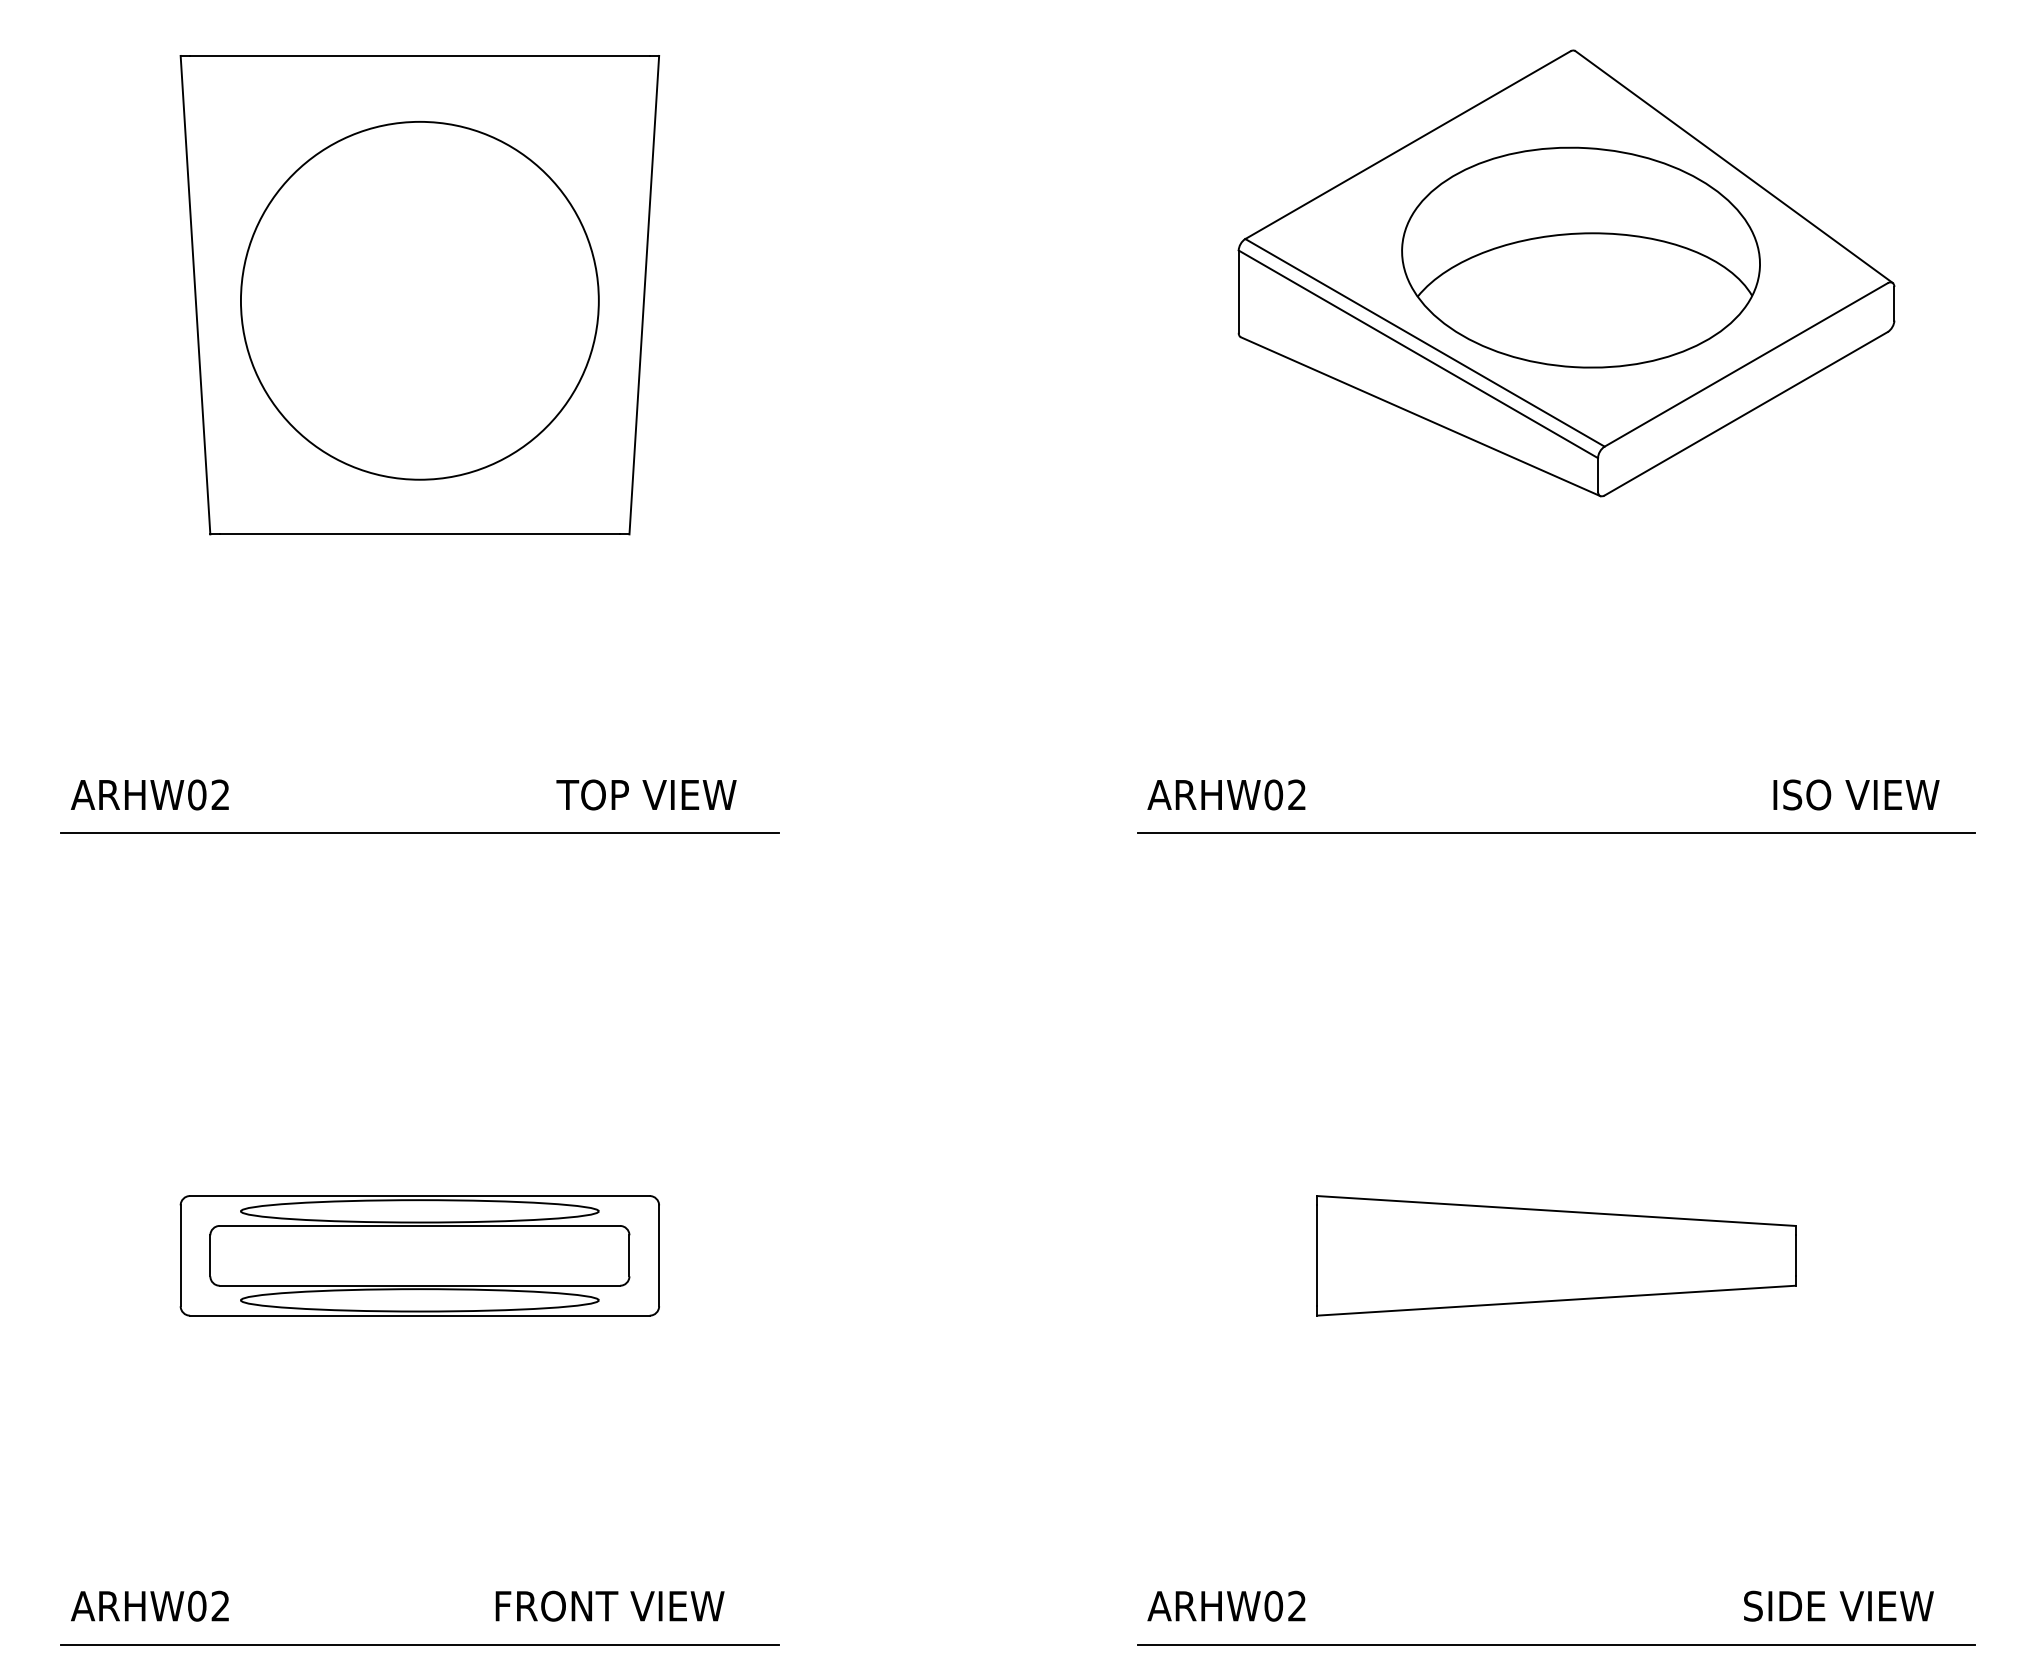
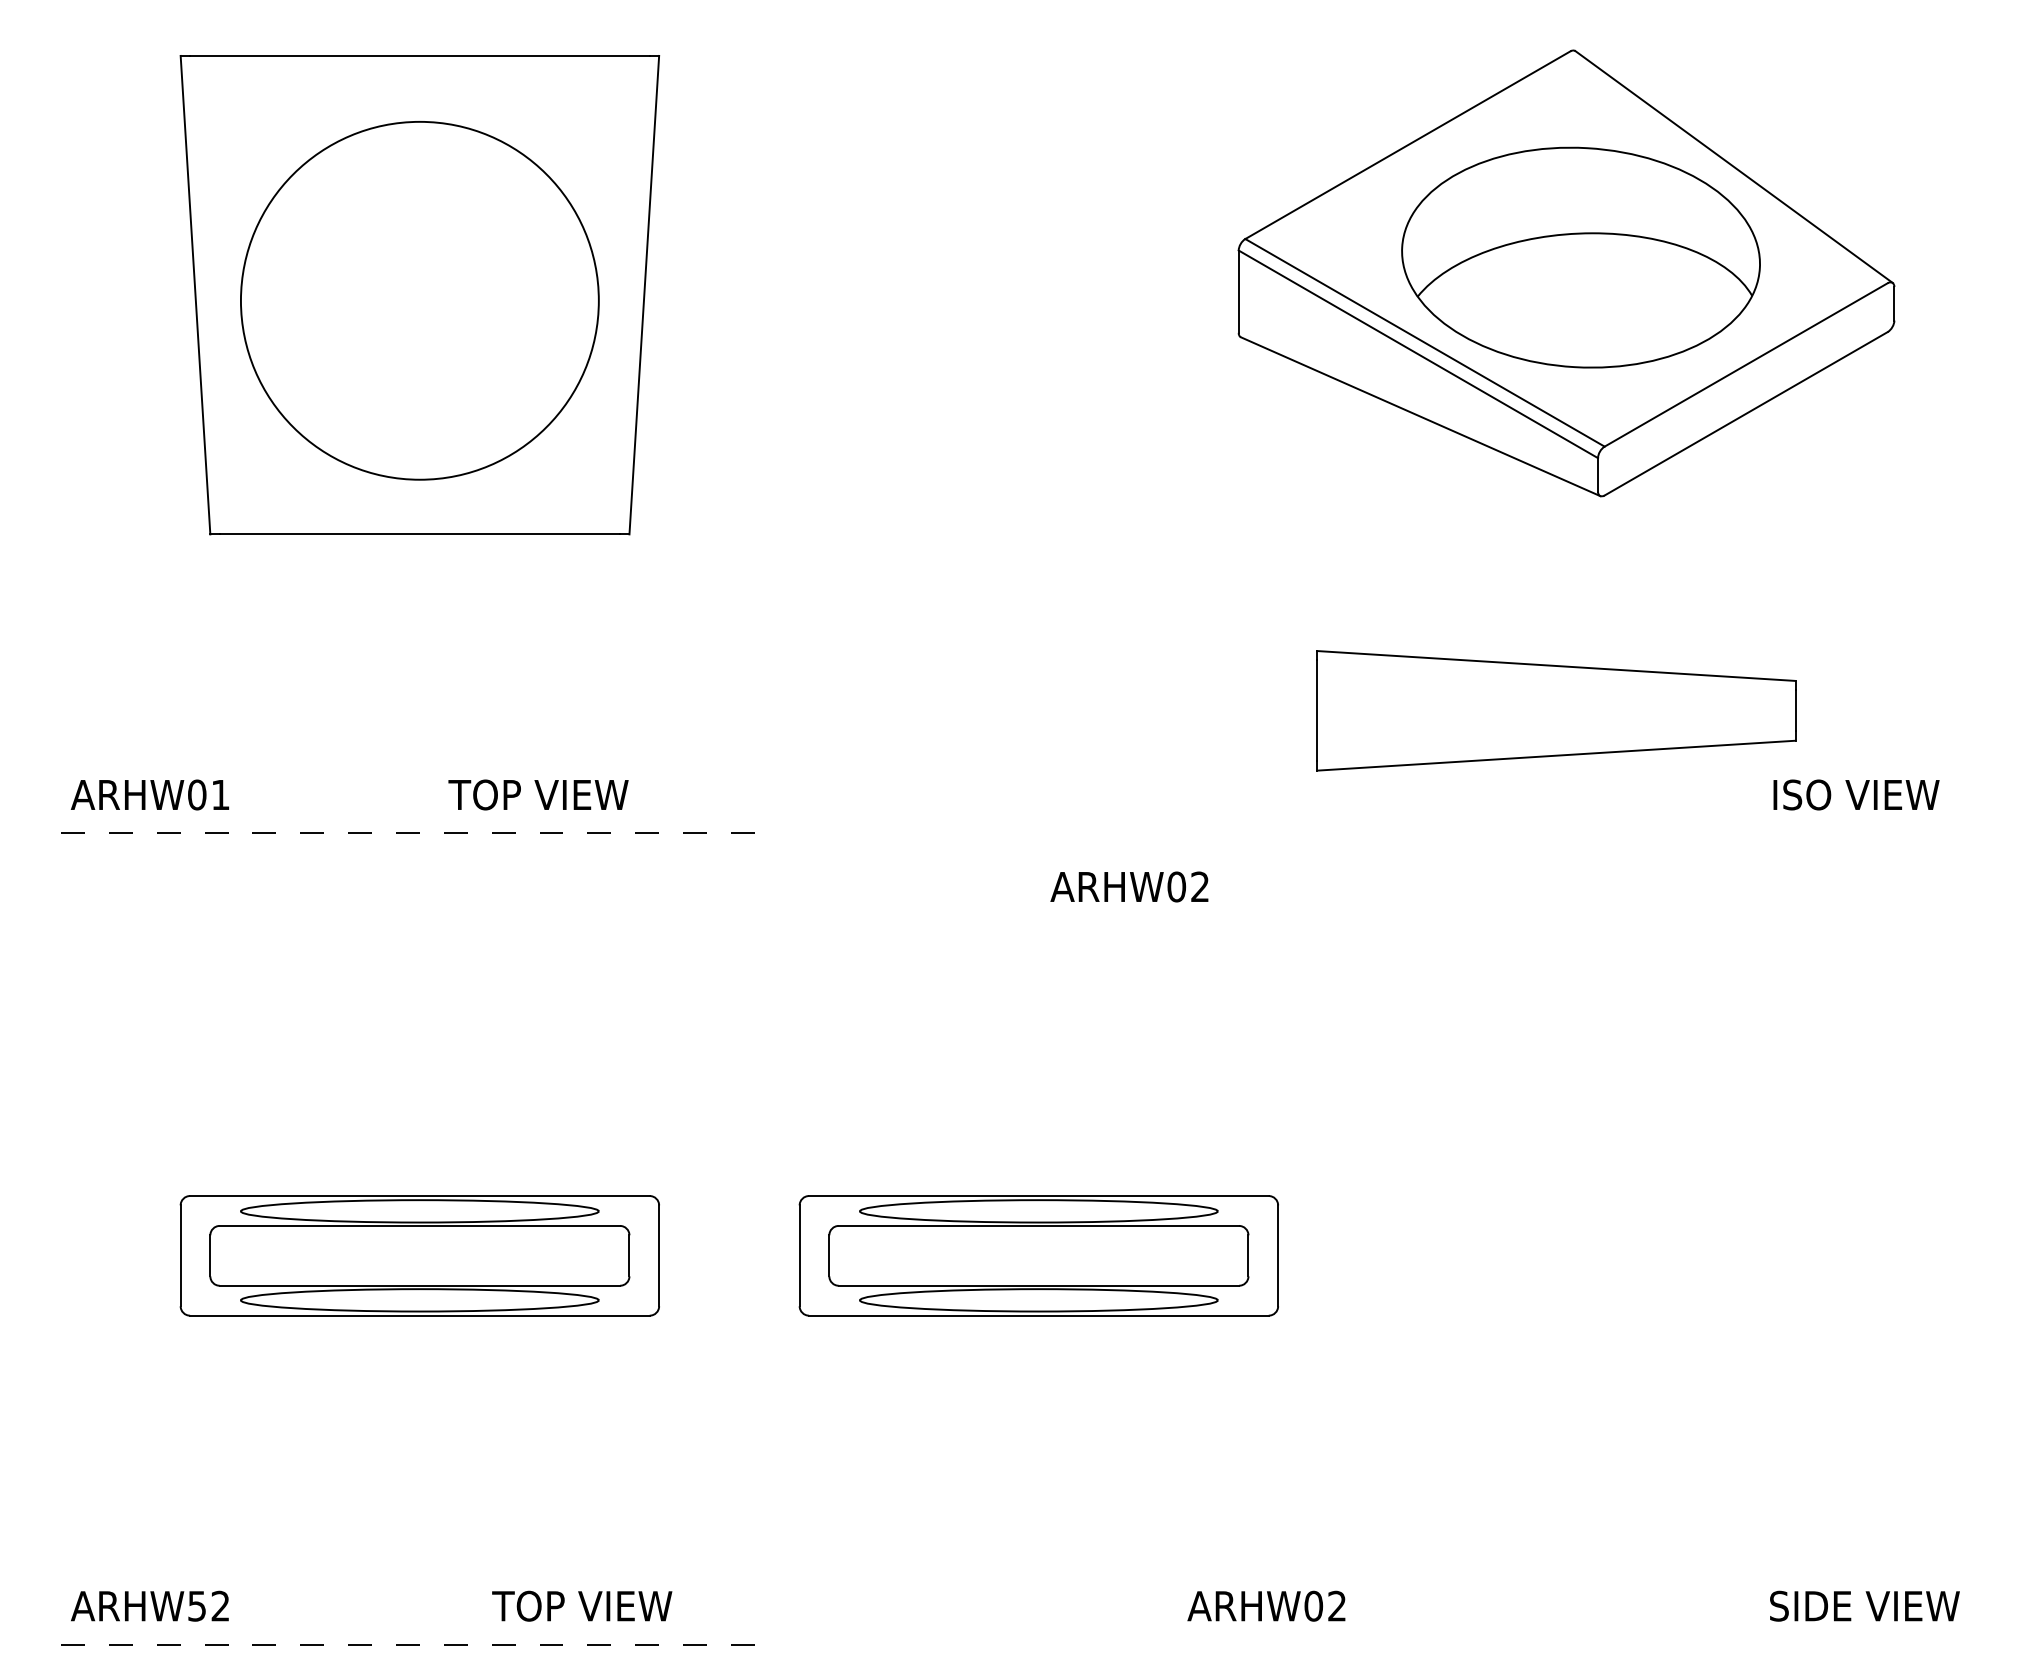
text: ARHW02 -> ARHW01 (220, 794)
text position: (646, 794) -> (538, 794) (538, 794)
text position: (1226, 794) -> (1129, 886) (1129, 886)
line: solid -> dashed (419, 833)
line: present -> none (1555, 833)
part: none -> present (1038, 1255)
part position: (1556, 1255) -> (1556, 710) (1556, 710)
text: ARHW02 -> ARHW52 (197, 1605)
text: FRONT VIEW -> TOP VIEW (608, 1605)
text position: (1226, 1605) -> (1266, 1605) (1266, 1605)
text position: (1838, 1605) -> (1864, 1605) (1864, 1605)
line: solid -> dashed (419, 1644)
line: present -> none (1555, 1644)
